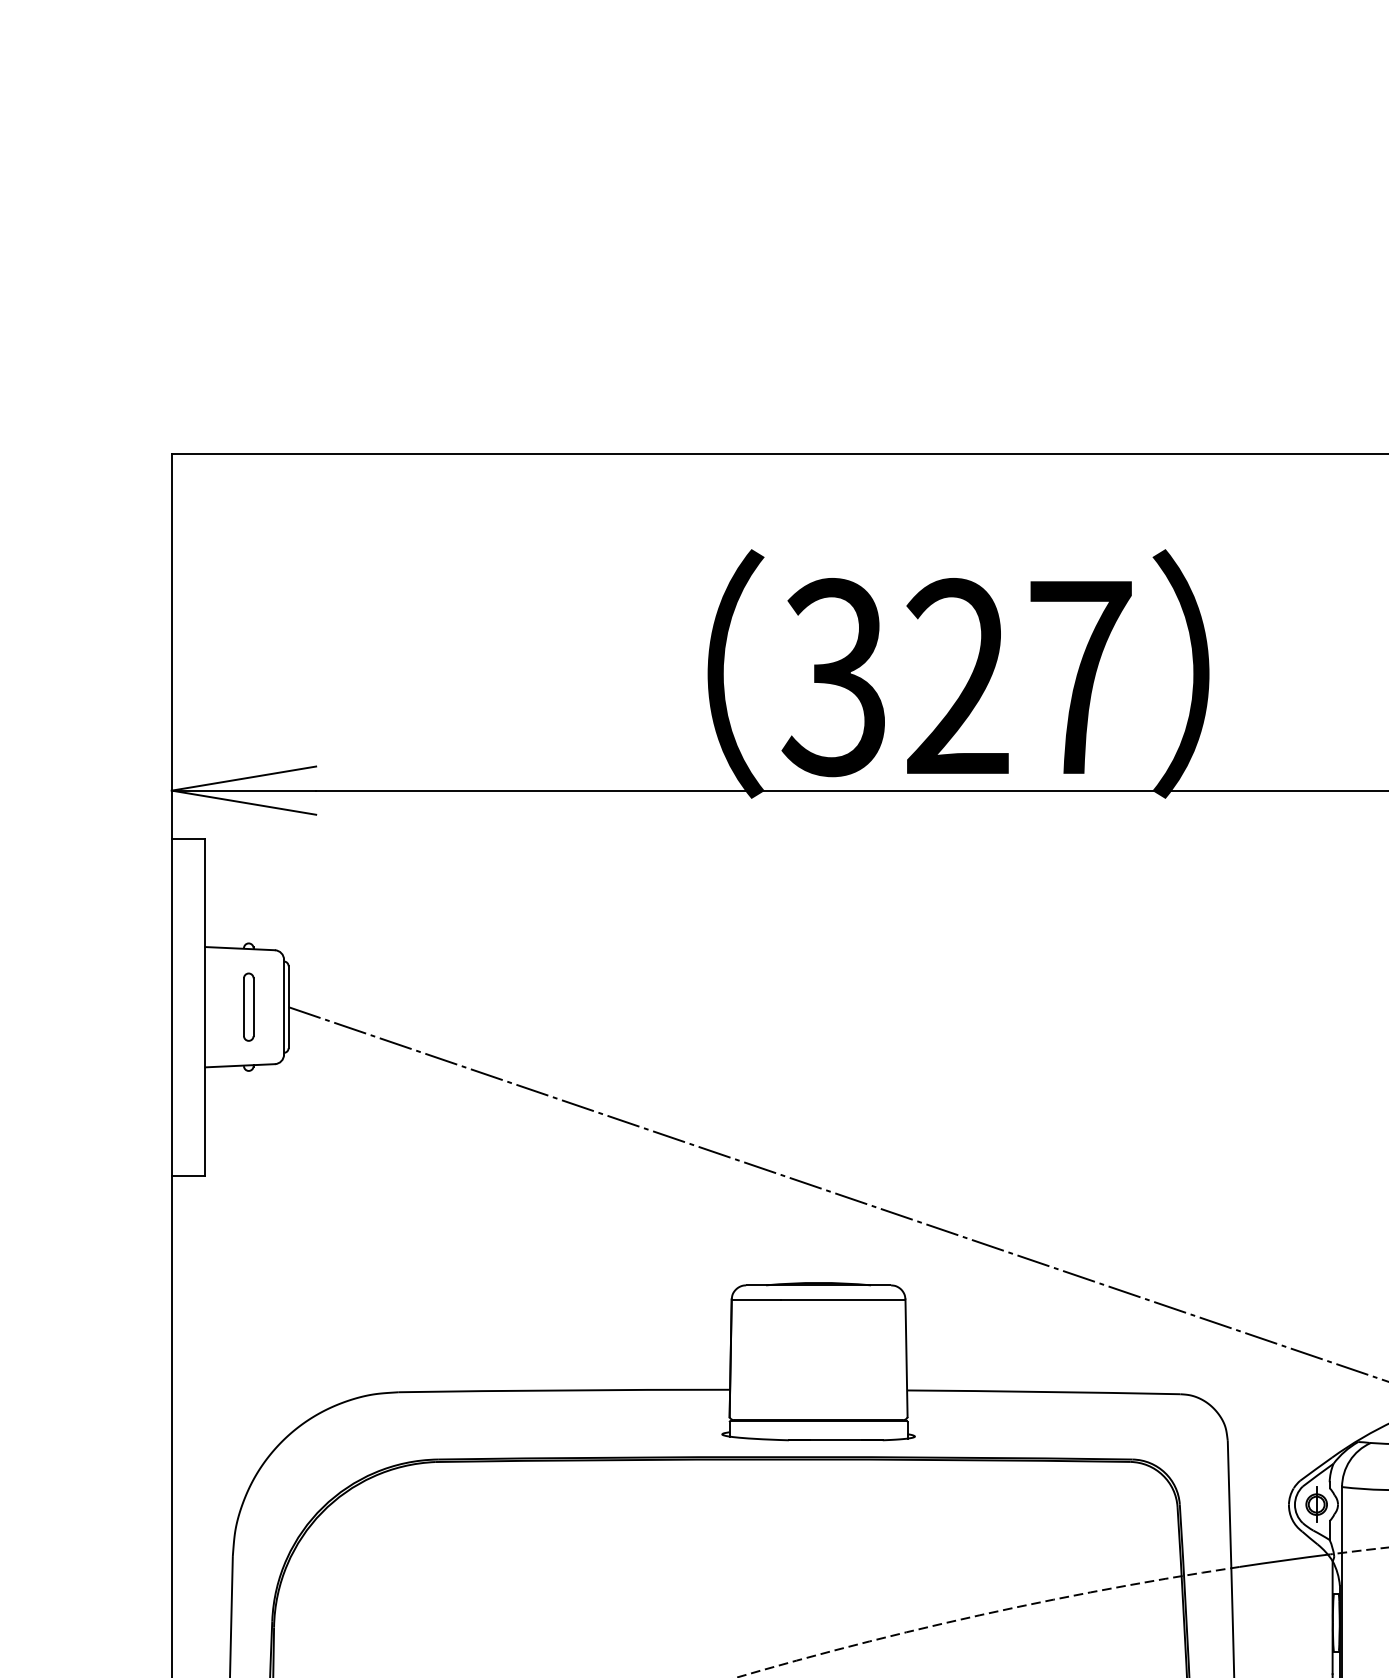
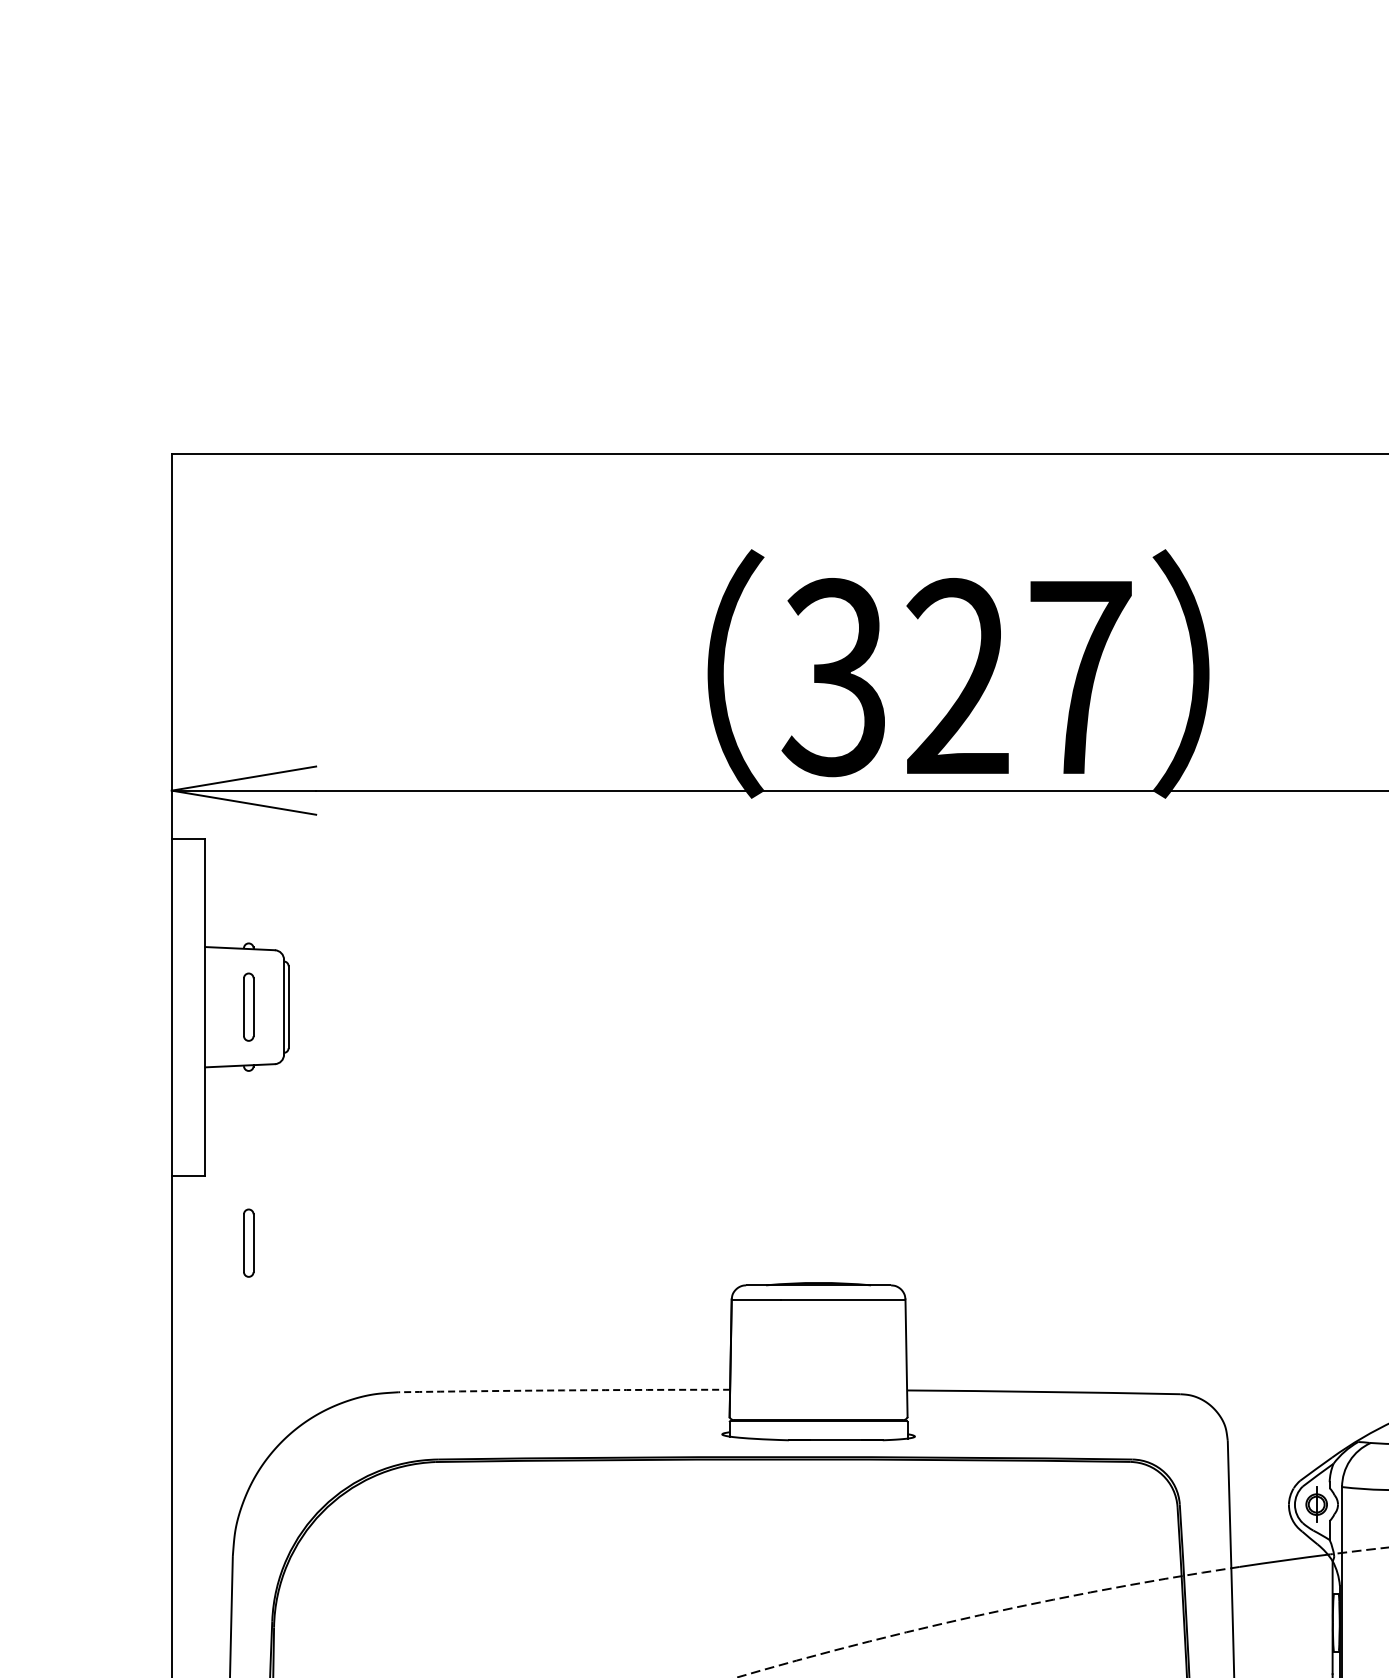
line: present -> none (836, 1193)
part: none -> present (248, 1242)
arc: solid -> dashed (564, 1390)
